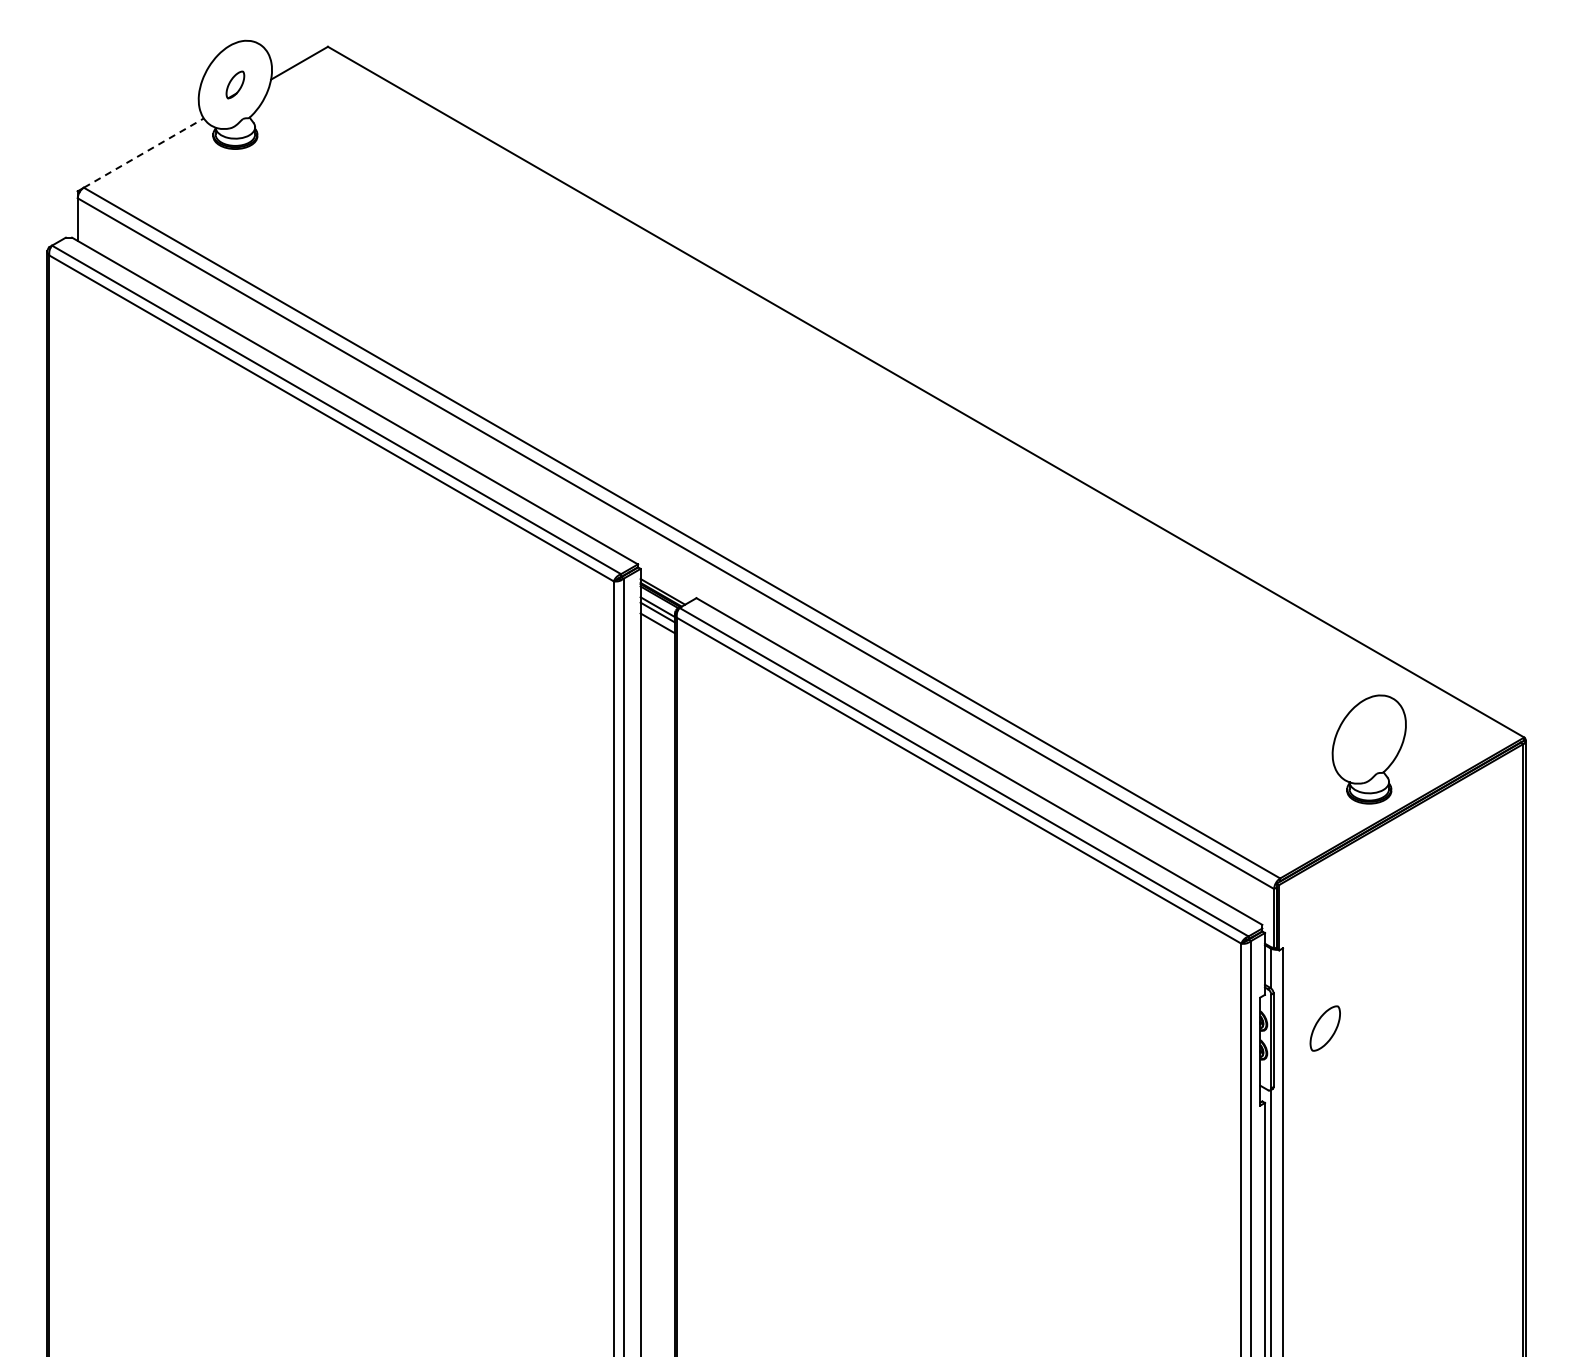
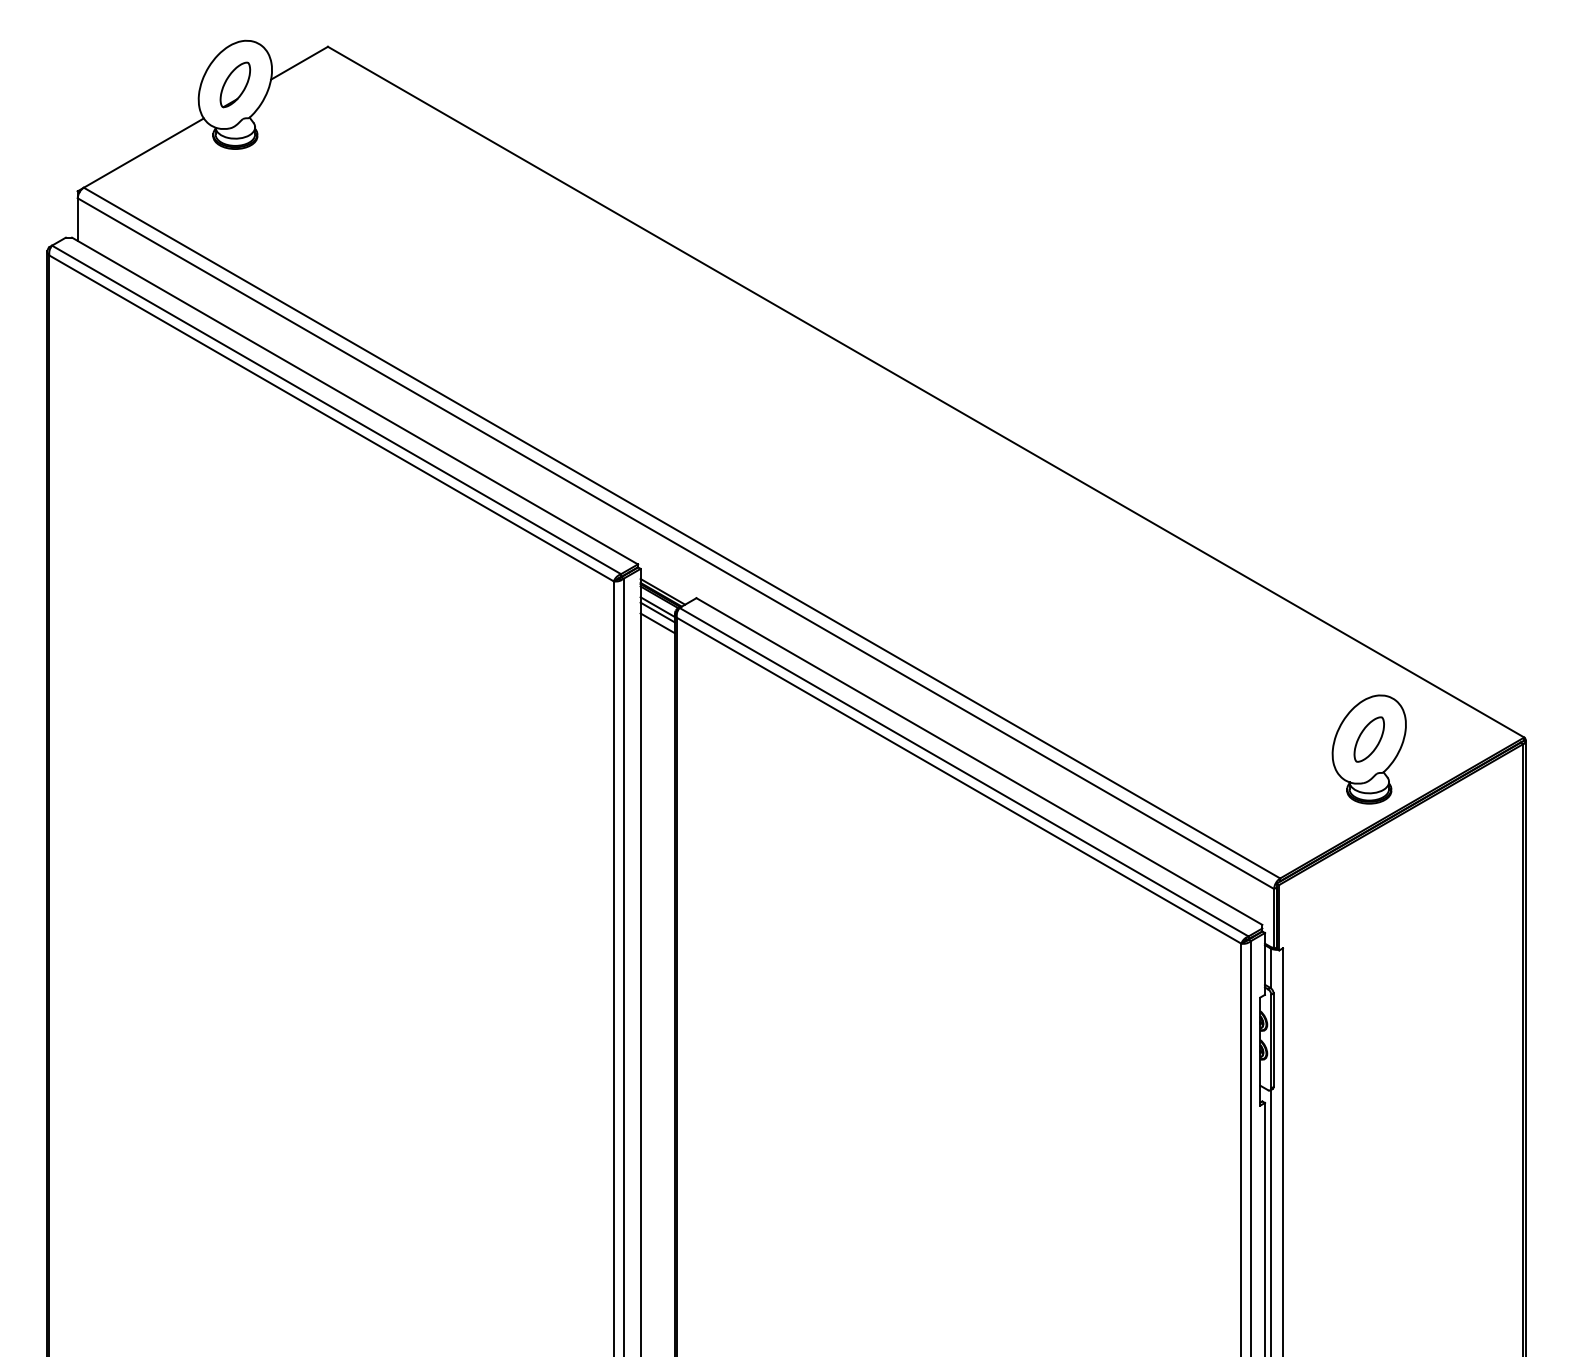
part size: 21x30 px -> 33x48 px (235, 84)
line: dashed -> solid (144, 152)
part position: (1324, 1028) -> (1368, 739) (1368, 739)
